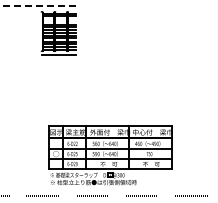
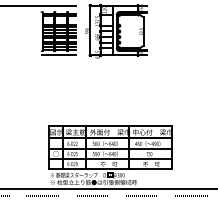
line: dashed -> solid (37, 5)
part: none -> present (116, 31)
line: none -> present (108, 189)
